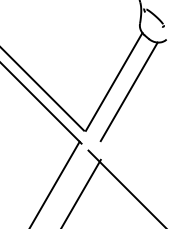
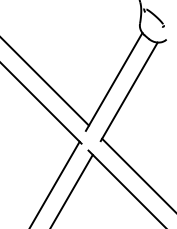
line position: (42, 89) -> (45, 82) (45, 82)
line: none -> present (137, 174)
line position: (81, 192) -> (72, 189) (72, 189)
